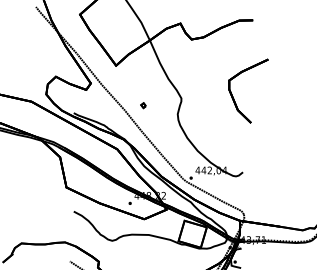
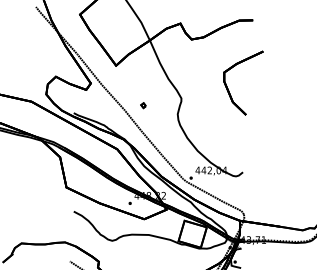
part position: (234, 98) -> (229, 90) (229, 90)
